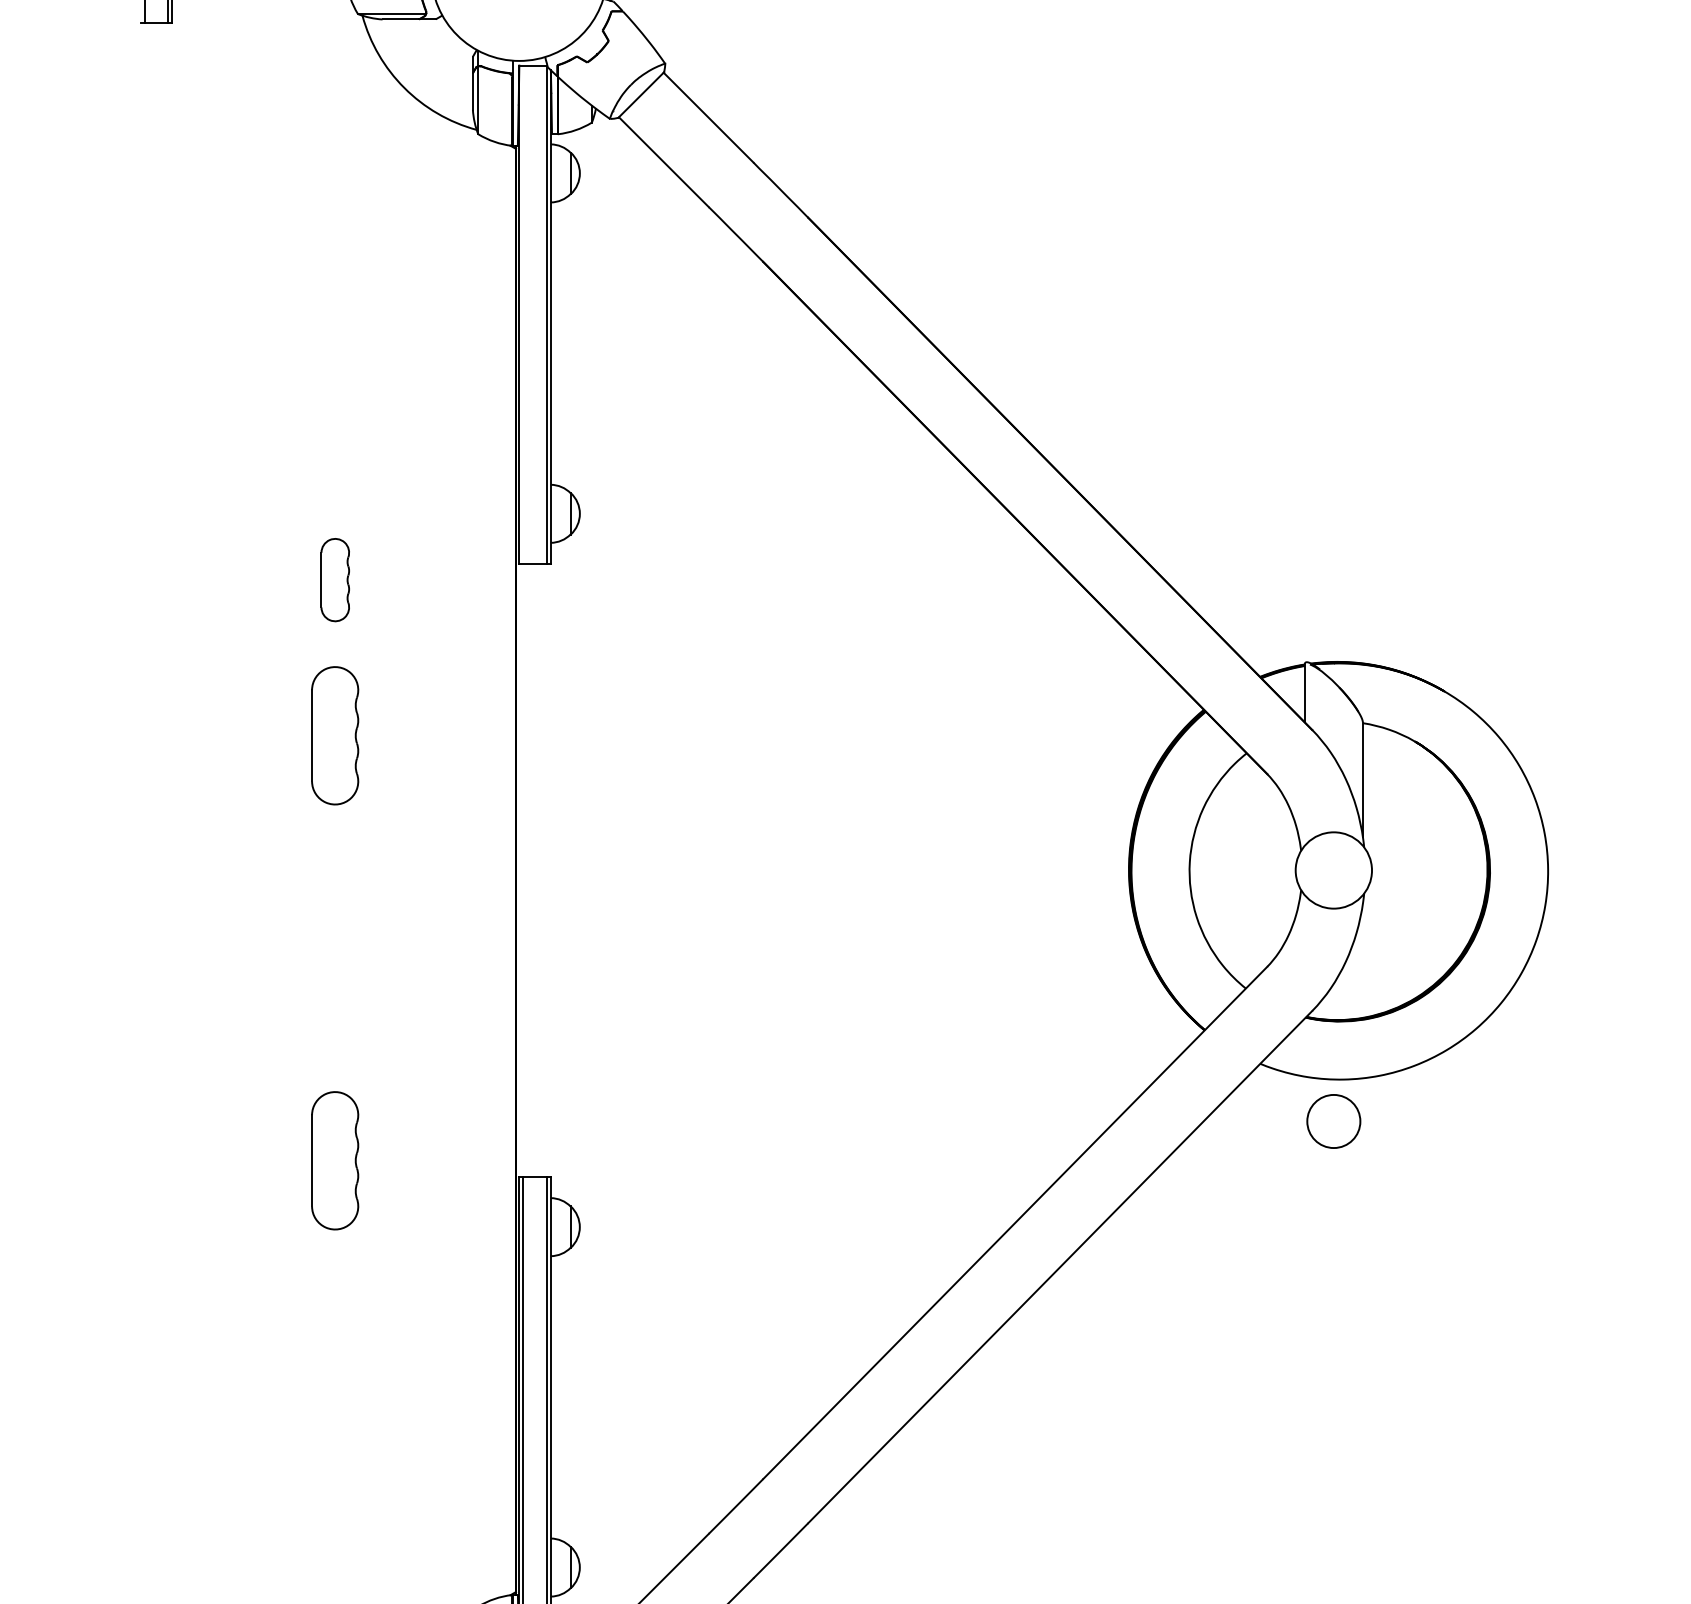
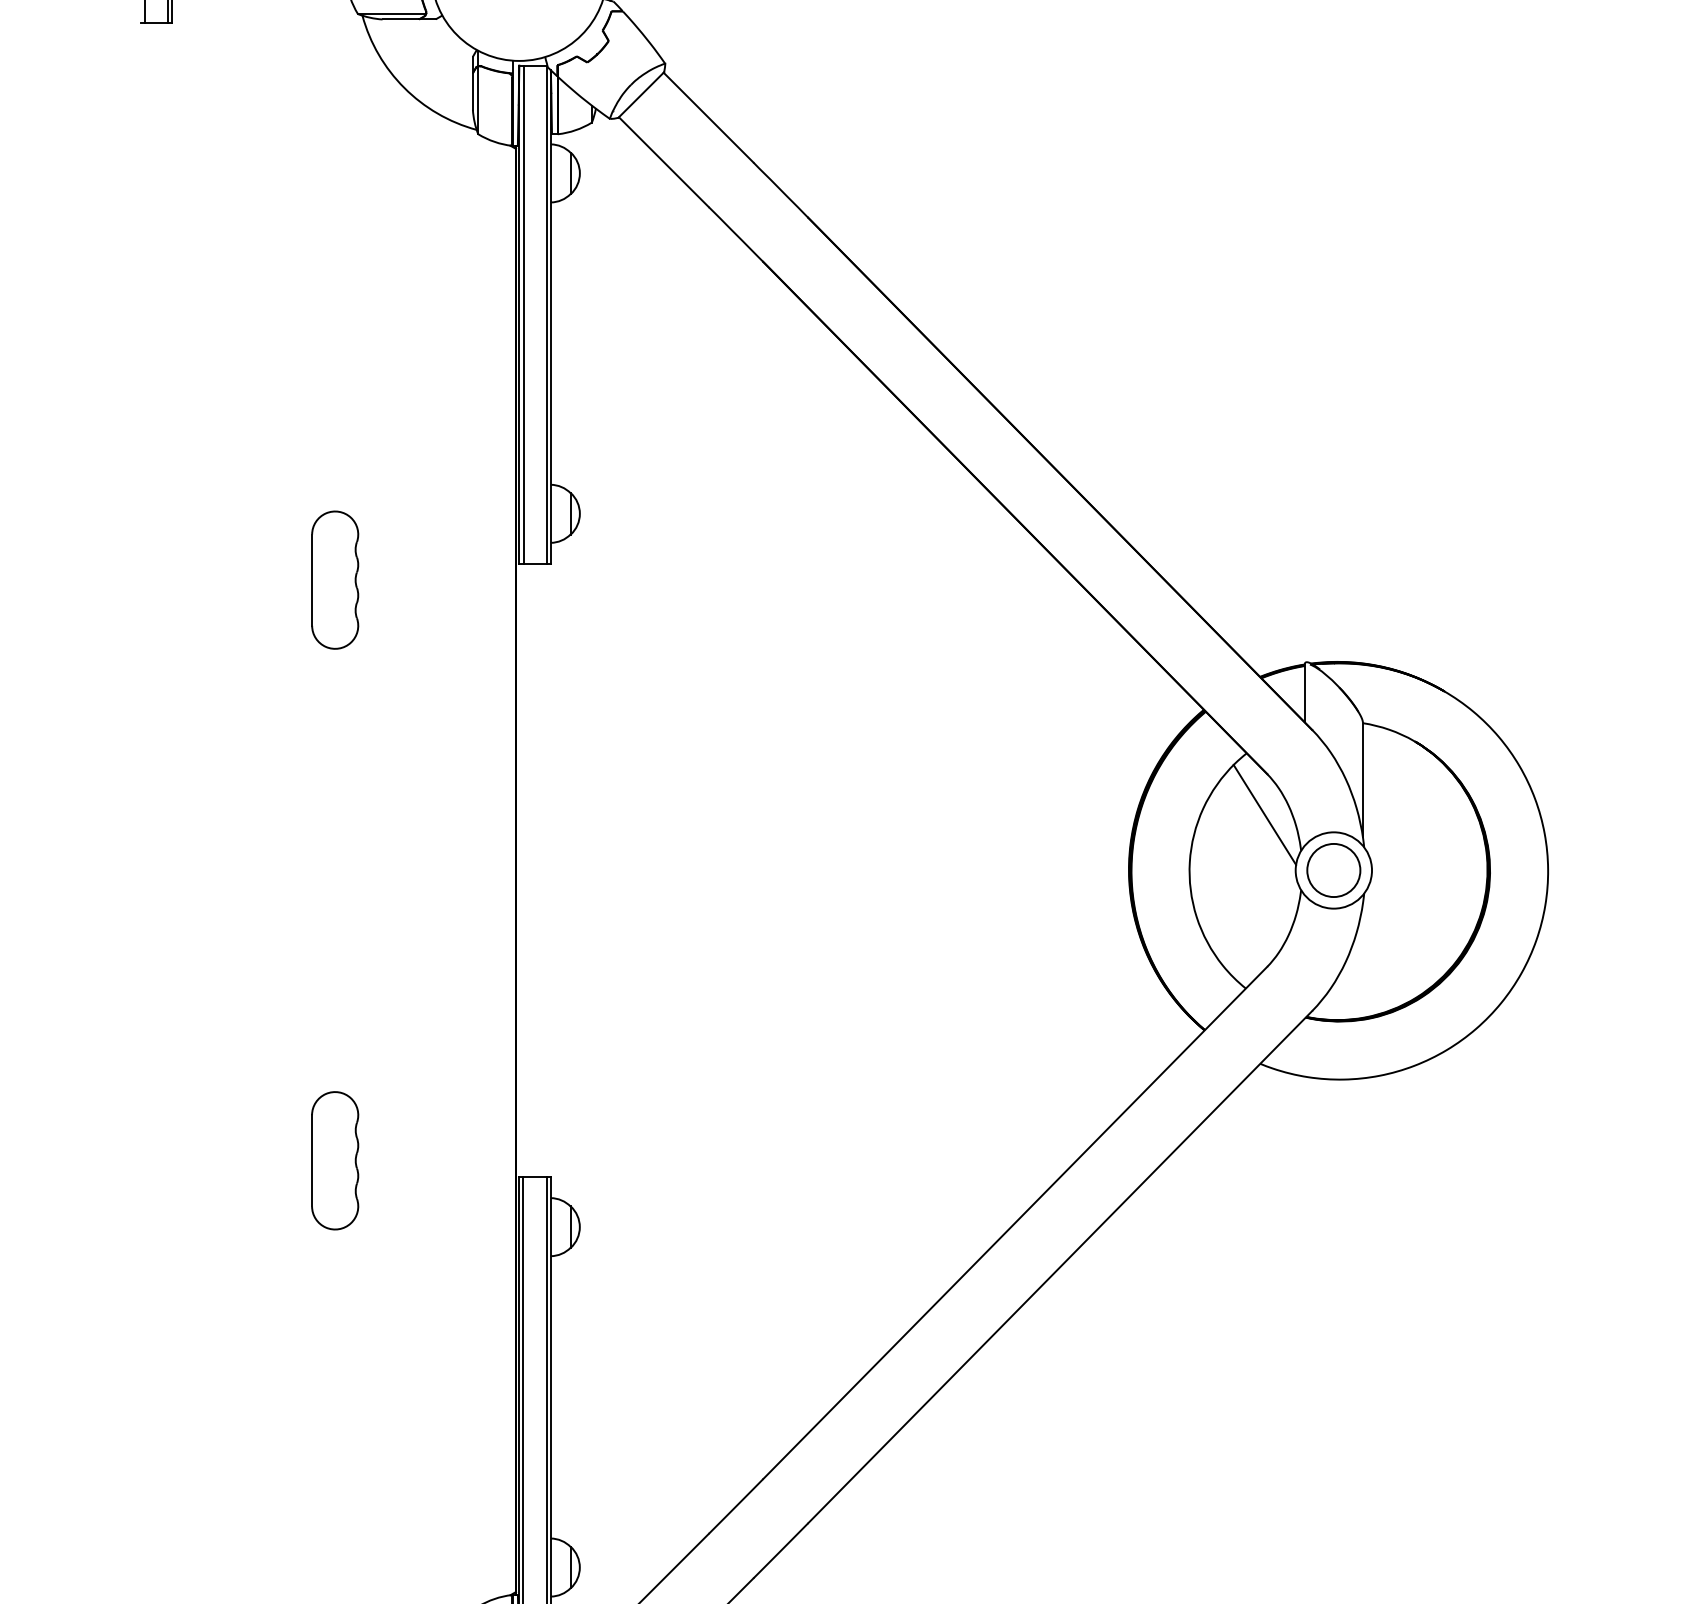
line: none -> present (523, 314)
part size: 30x85 px -> 49x140 px (335, 579)
part: present -> none (335, 735)
line: none -> present (1264, 814)
circle position: (1333, 1121) -> (1333, 870) (1333, 870)
